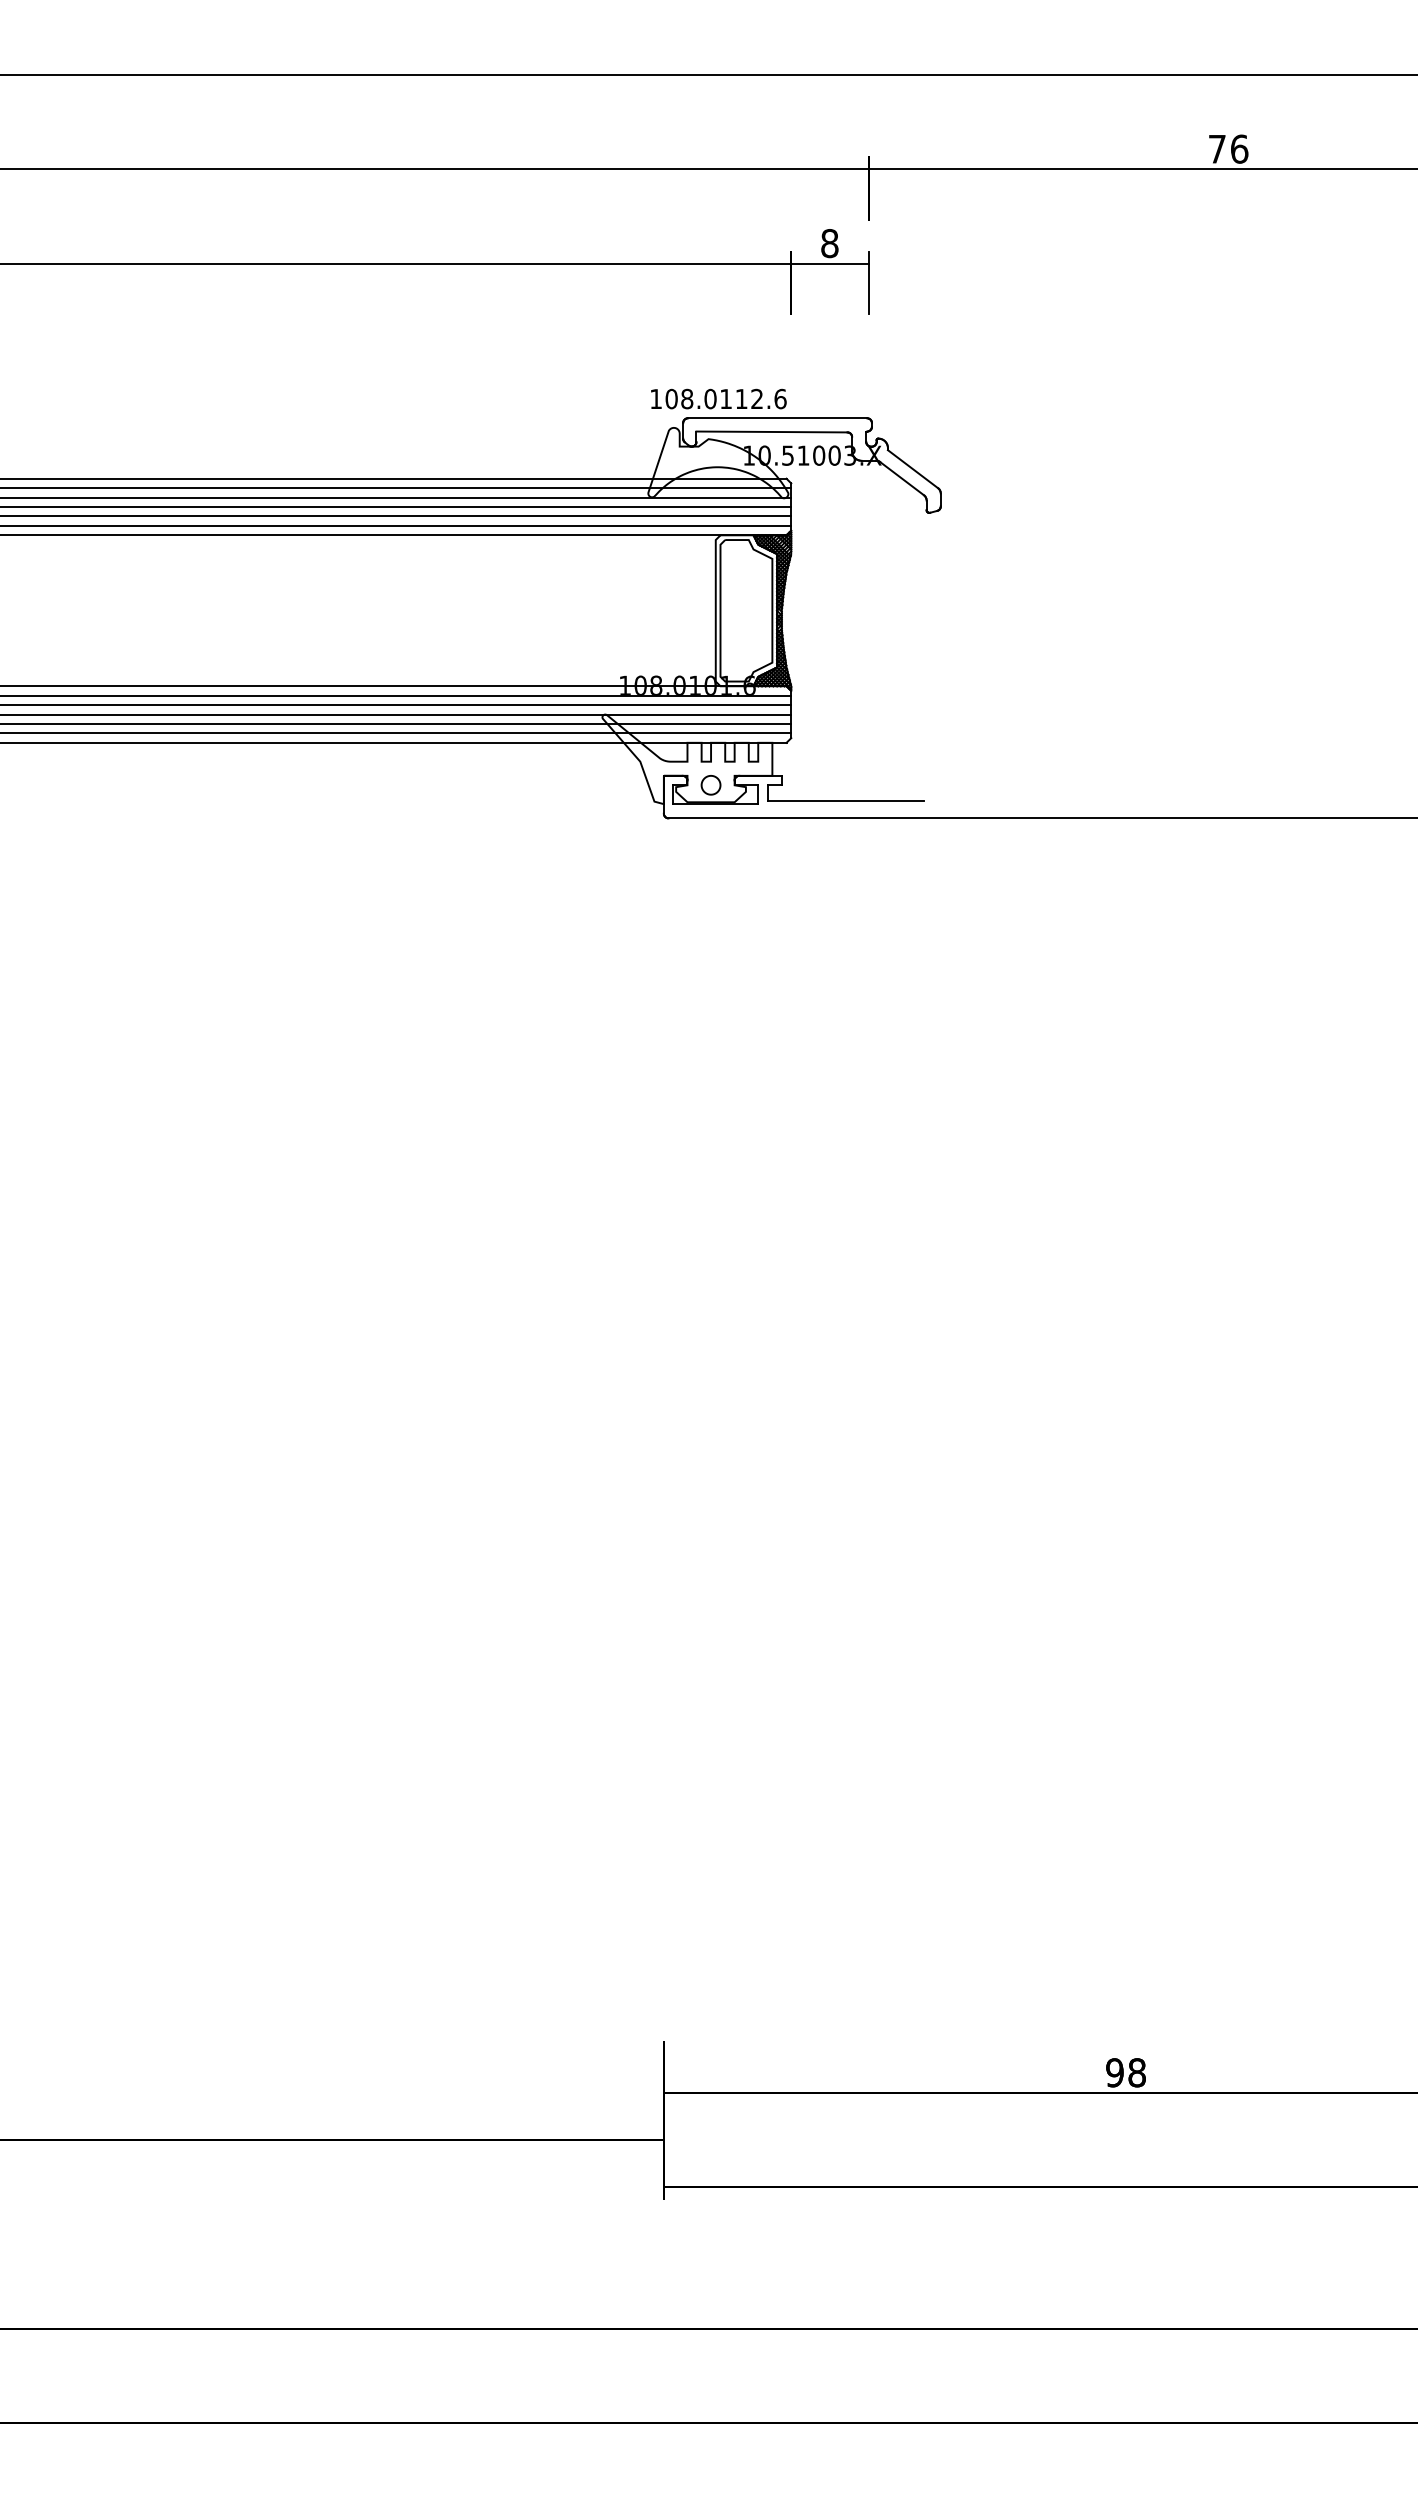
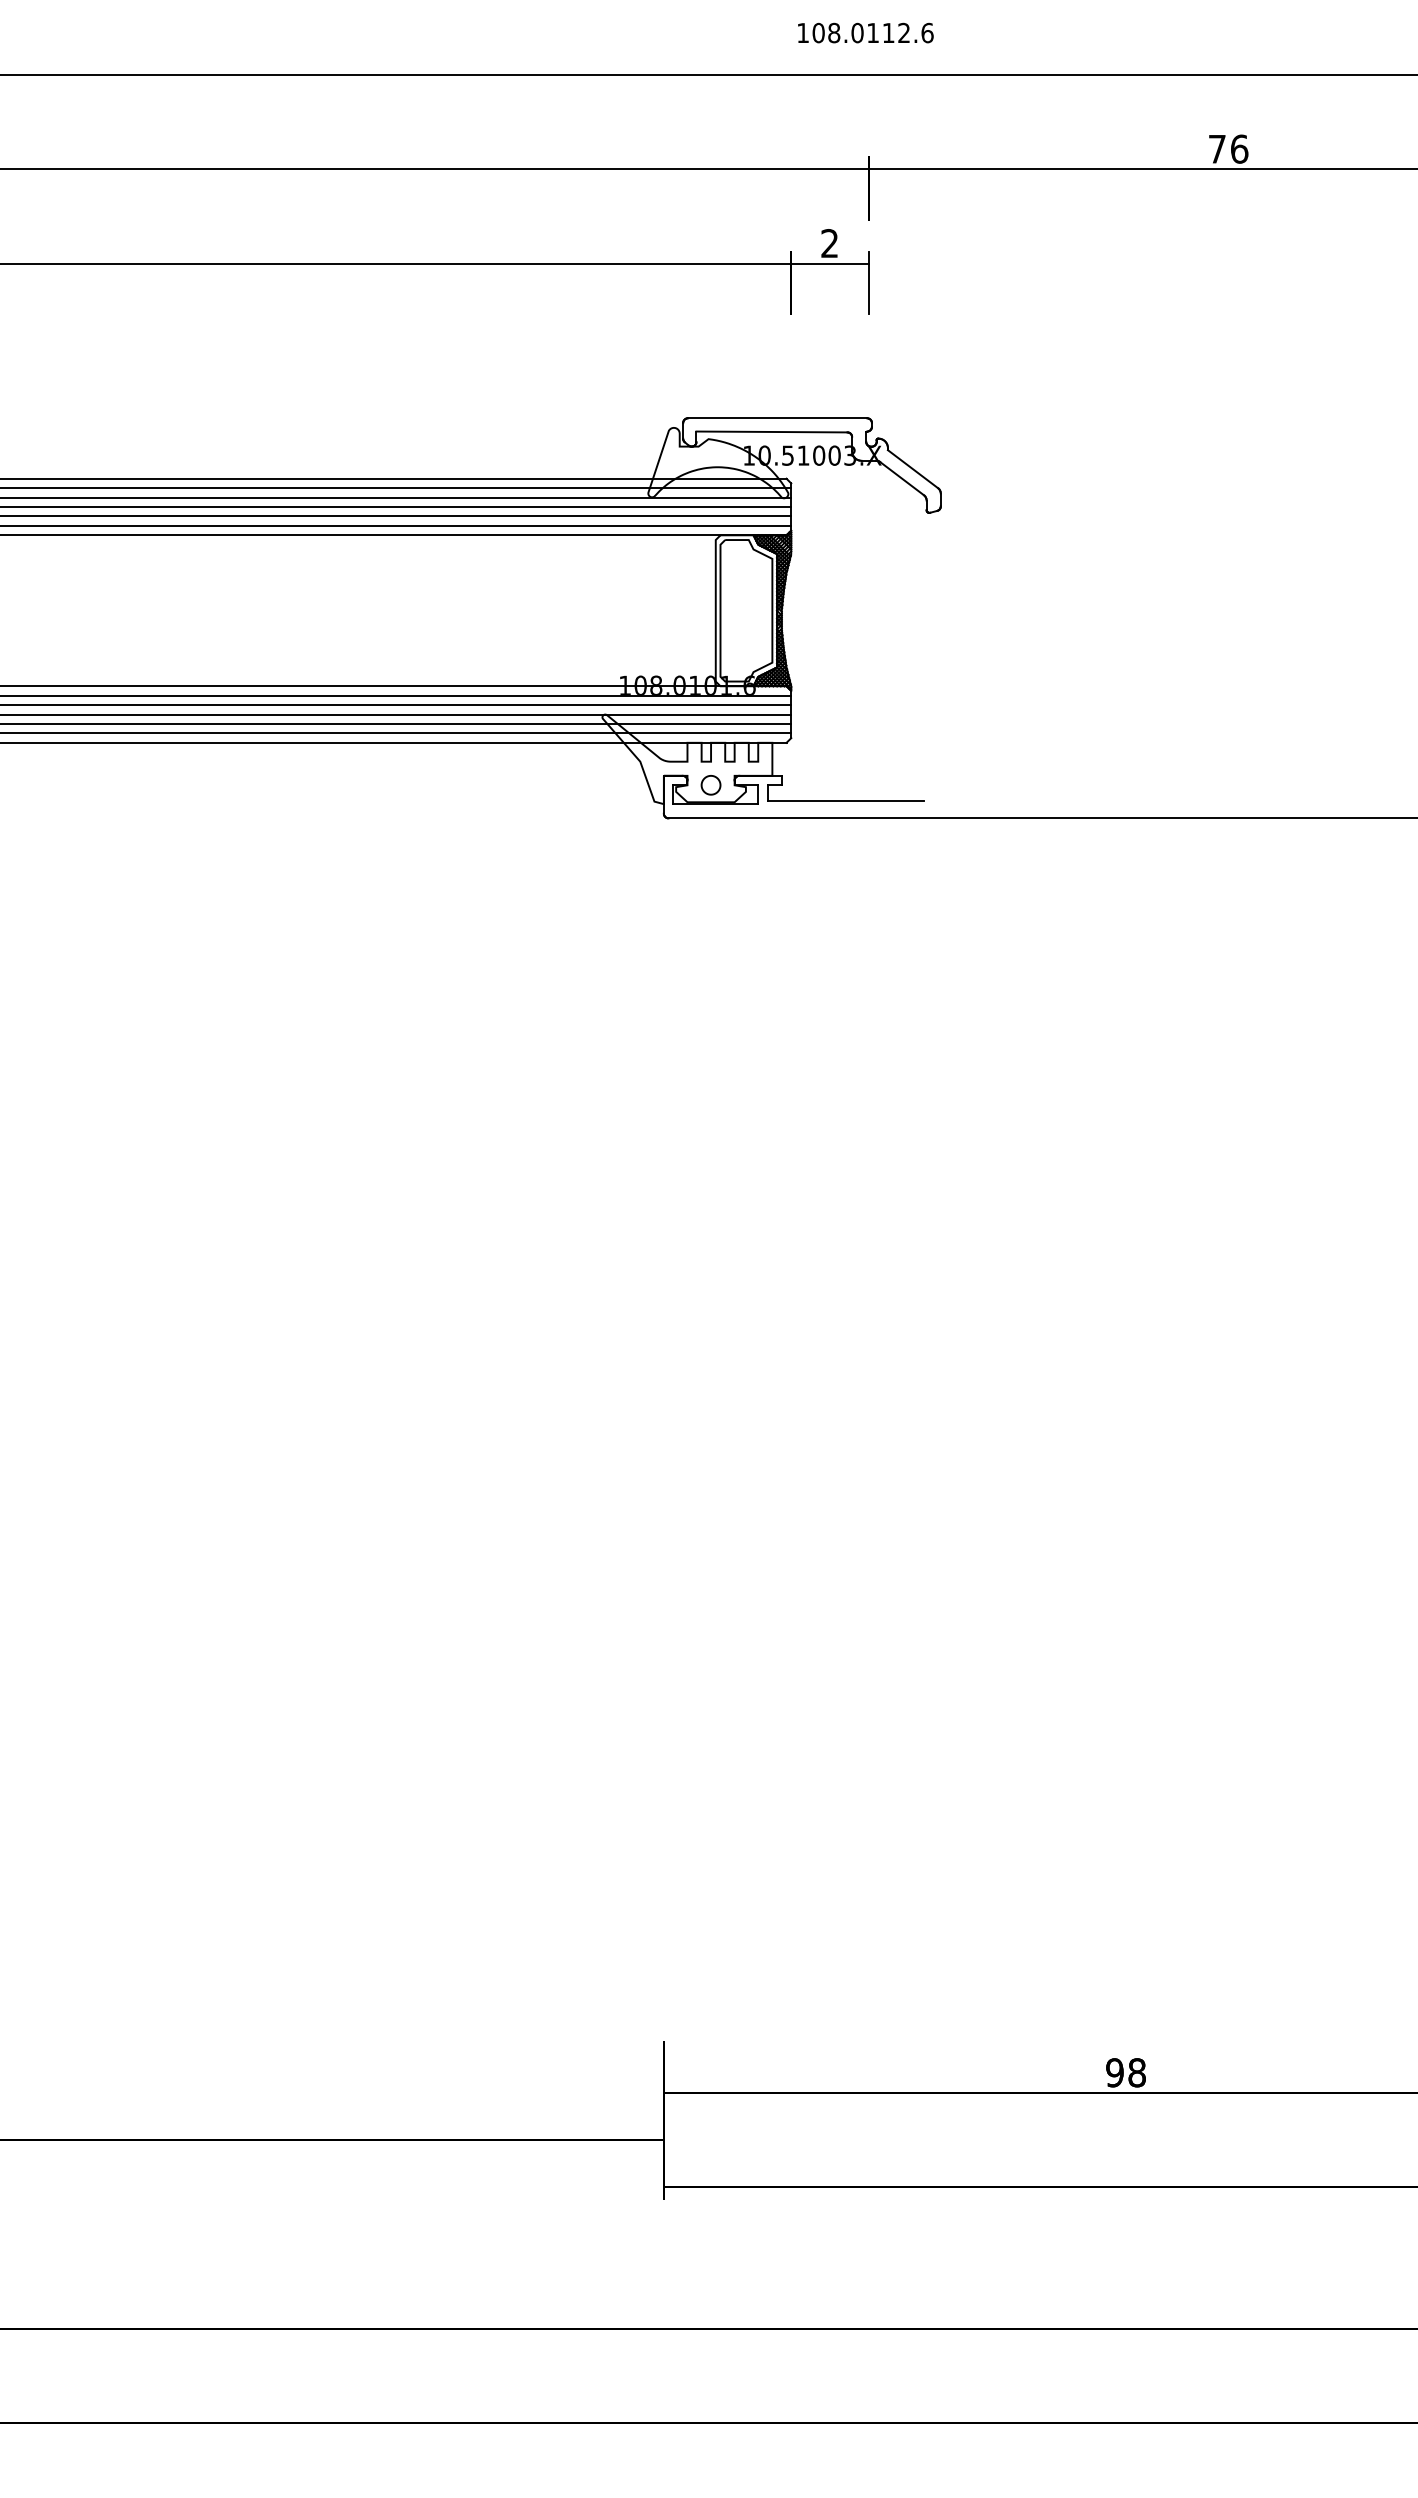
text: 8 -> 2 (829, 243)
text position: (718, 398) -> (865, 32) (865, 32)
